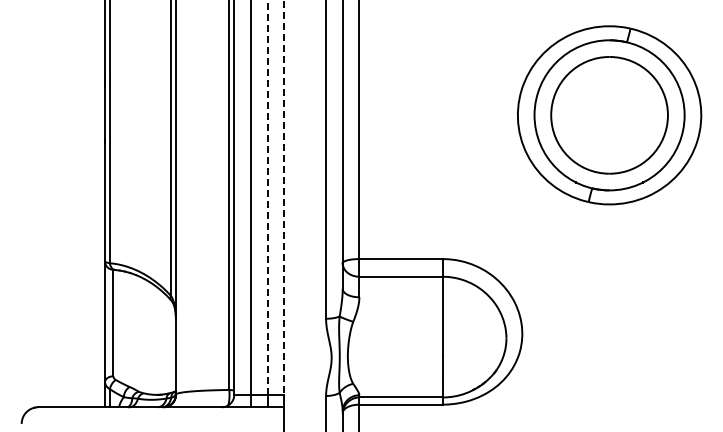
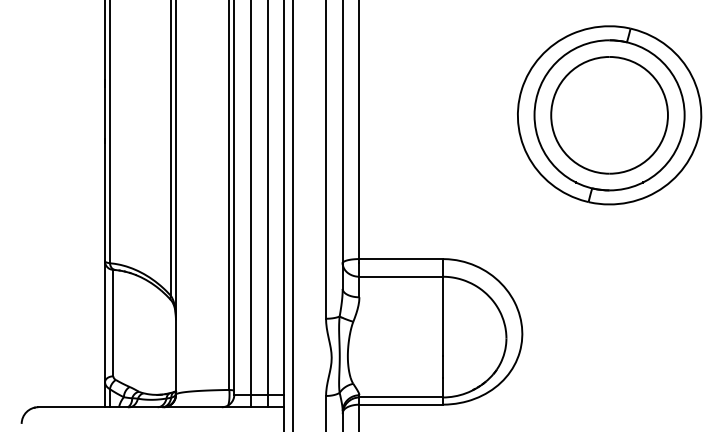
line: dashed -> solid (267, 197)
line: dashed -> solid (284, 197)
line: none -> present (292, 215)
